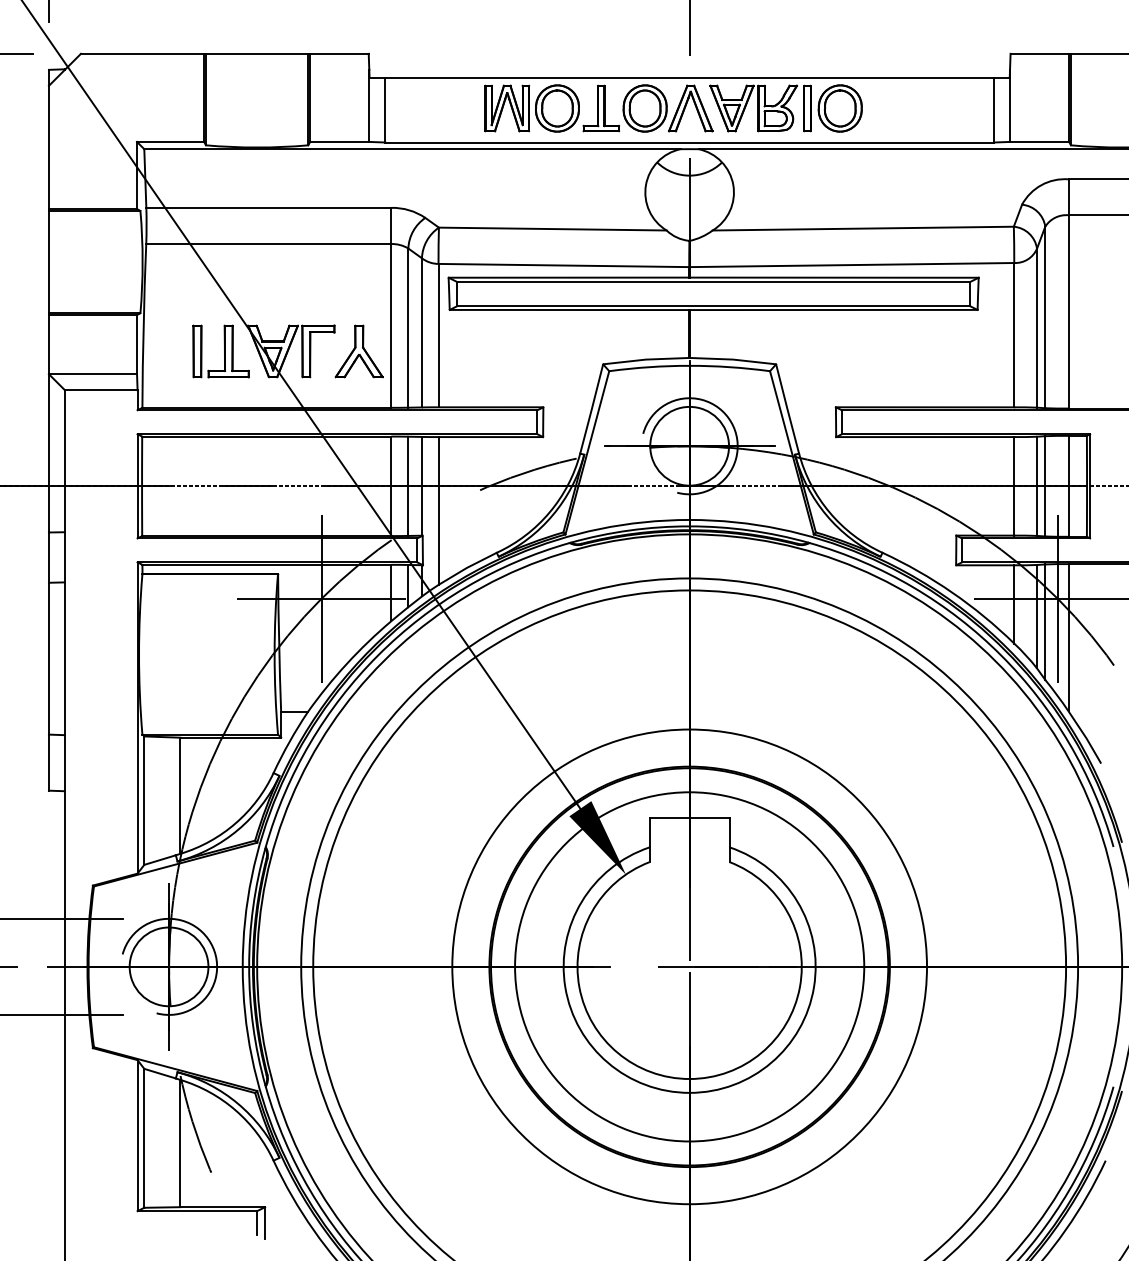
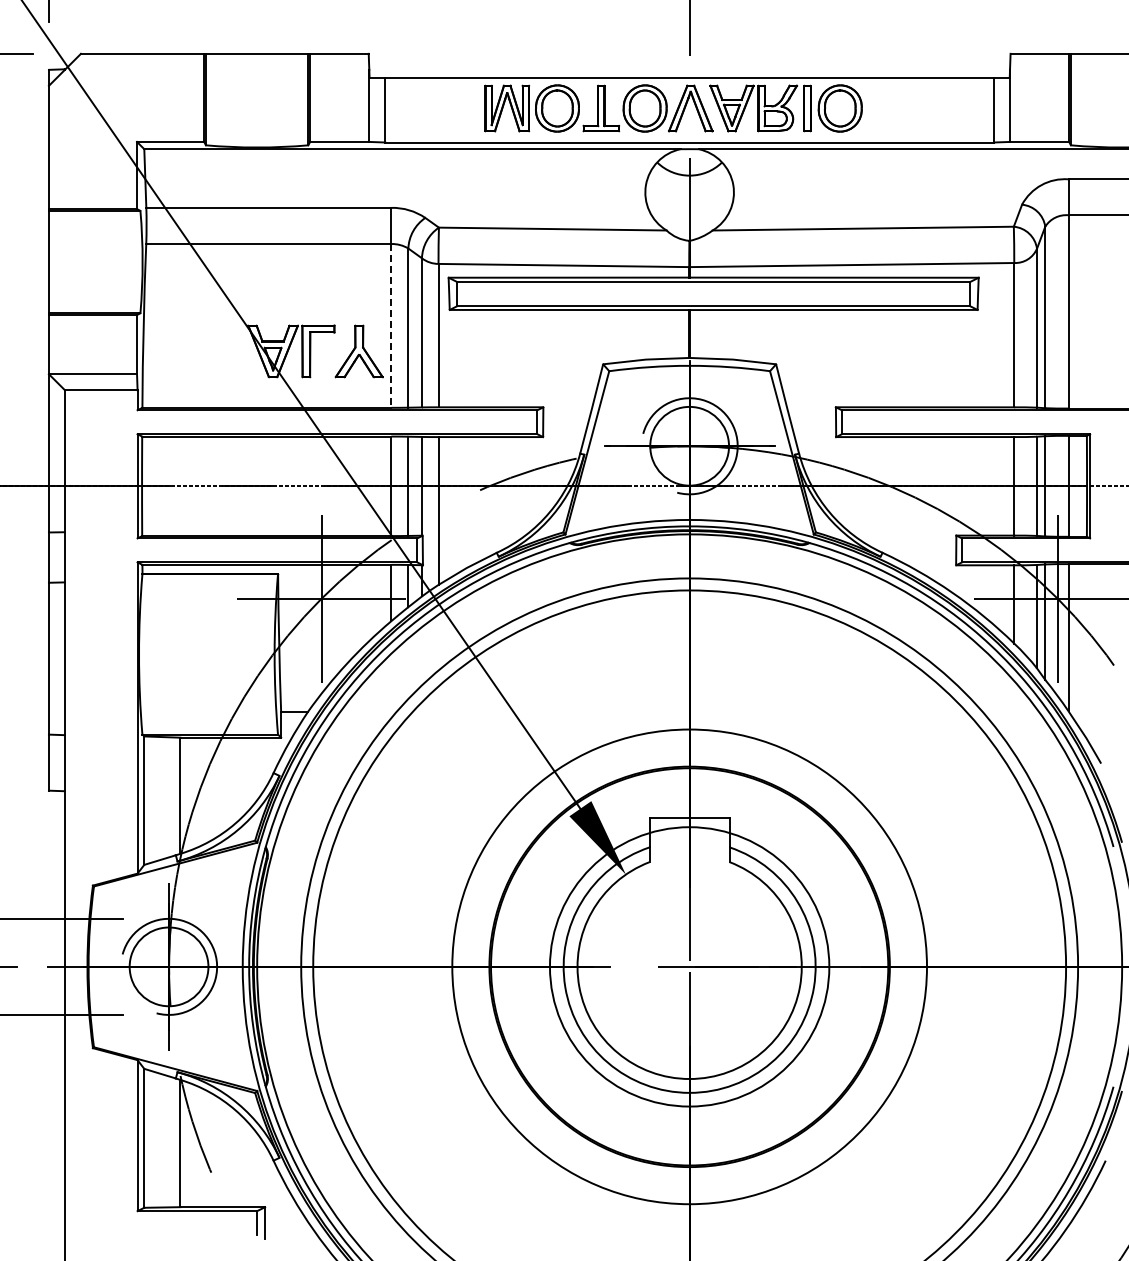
line: solid -> dashed (391, 325)
part: present -> none (220, 351)
circle diameter: 349 px -> 279 px (689, 966)
